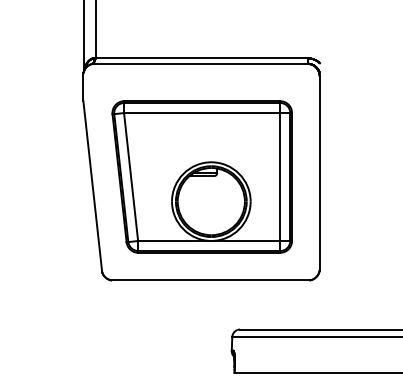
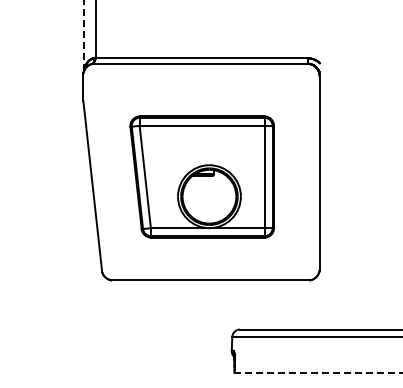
line: solid -> dashed (83, 36)
part size: 182x154 px -> 146x124 px (201, 176)
line: solid -> dashed (318, 372)
